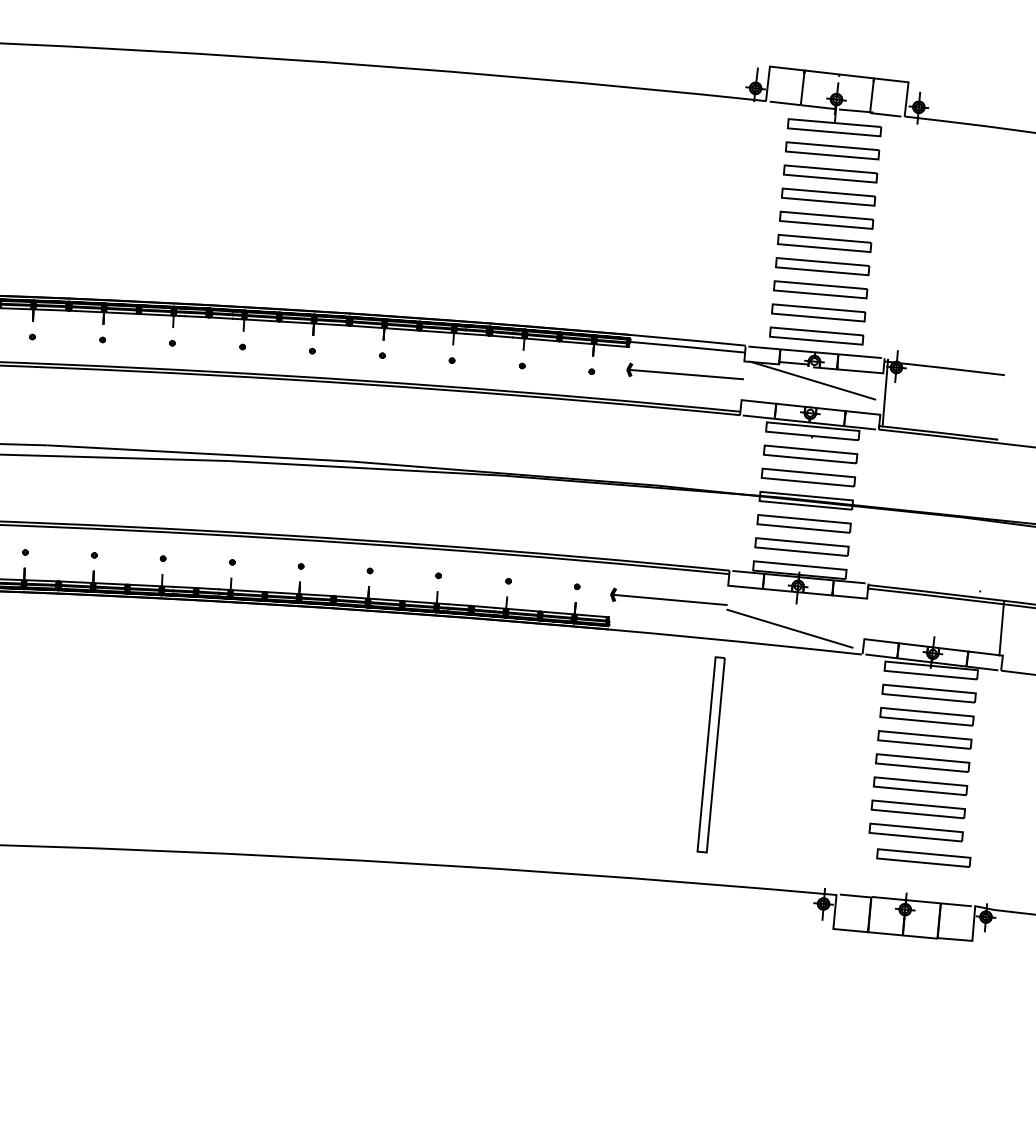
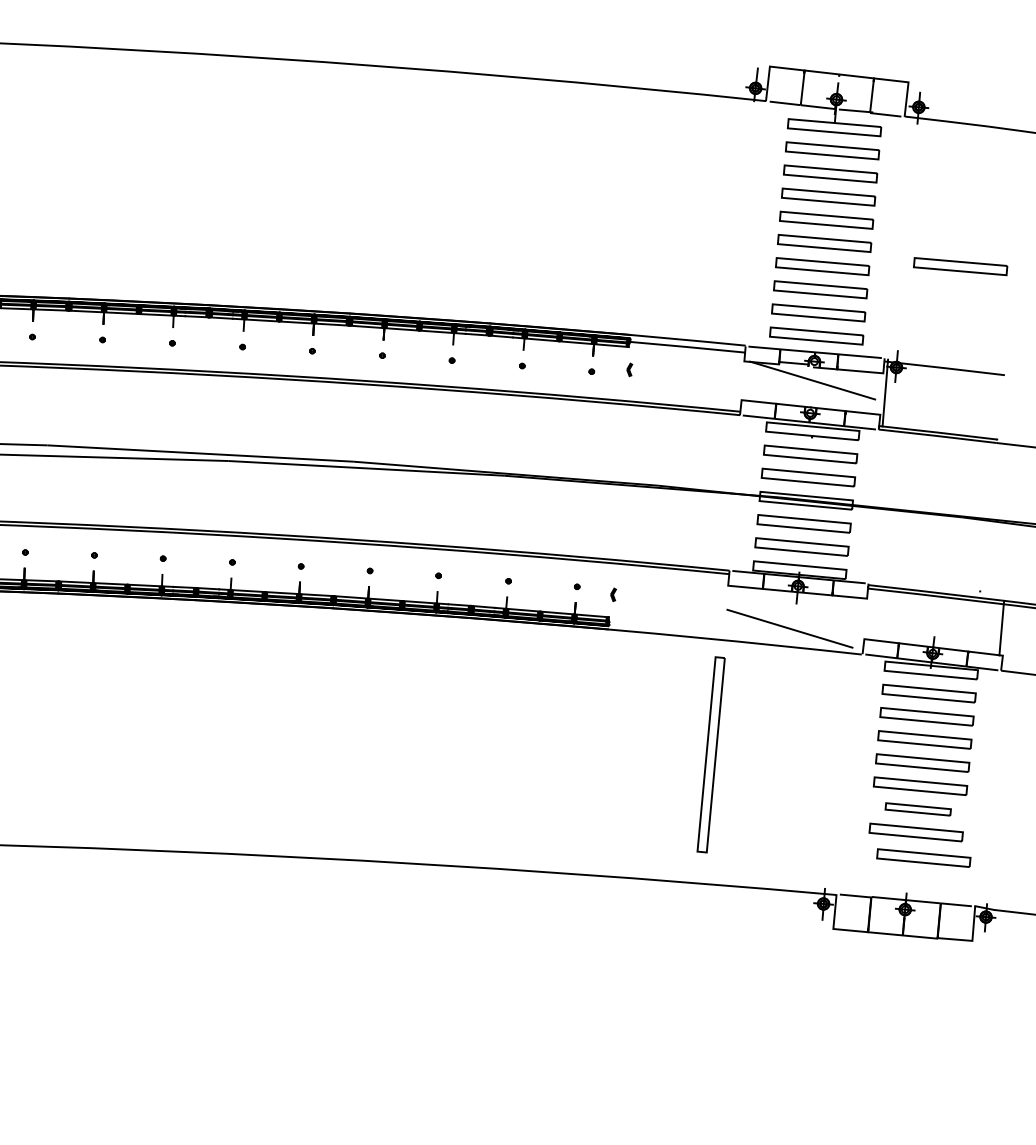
part: none -> present (960, 266)
line: present -> none (685, 374)
line: present -> none (669, 599)
part size: 96x21 px -> 68x15 px (917, 809)
